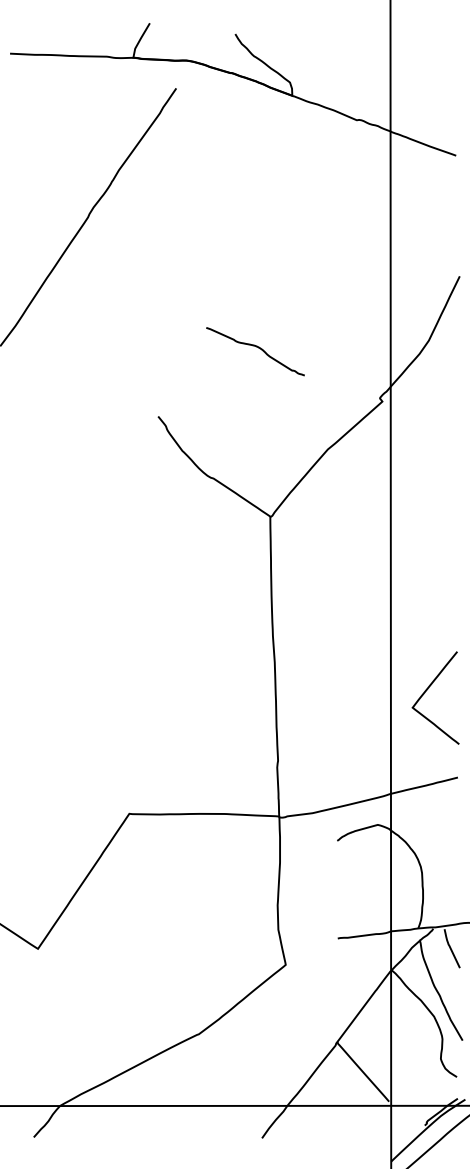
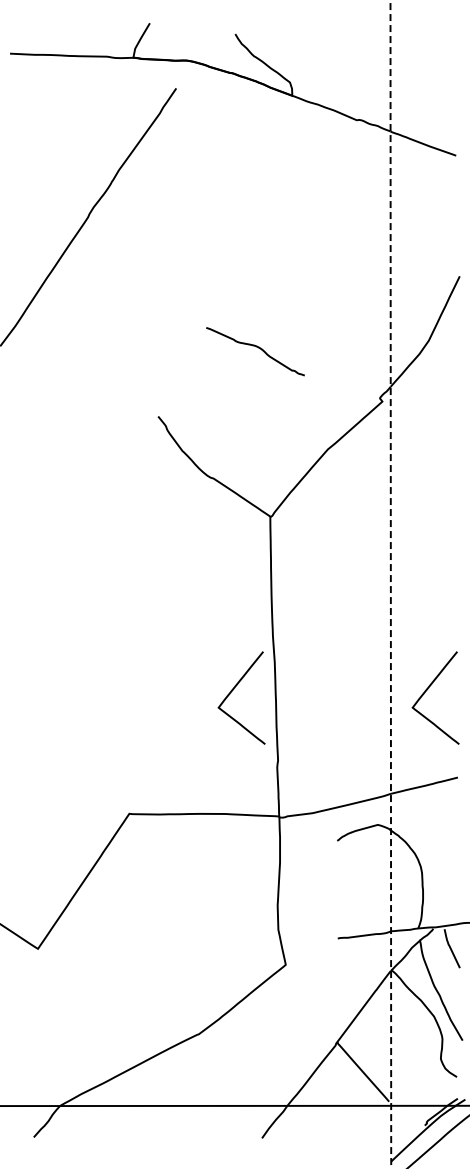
line: solid -> dashed (390, 584)
curve: none -> present (234, 689)
